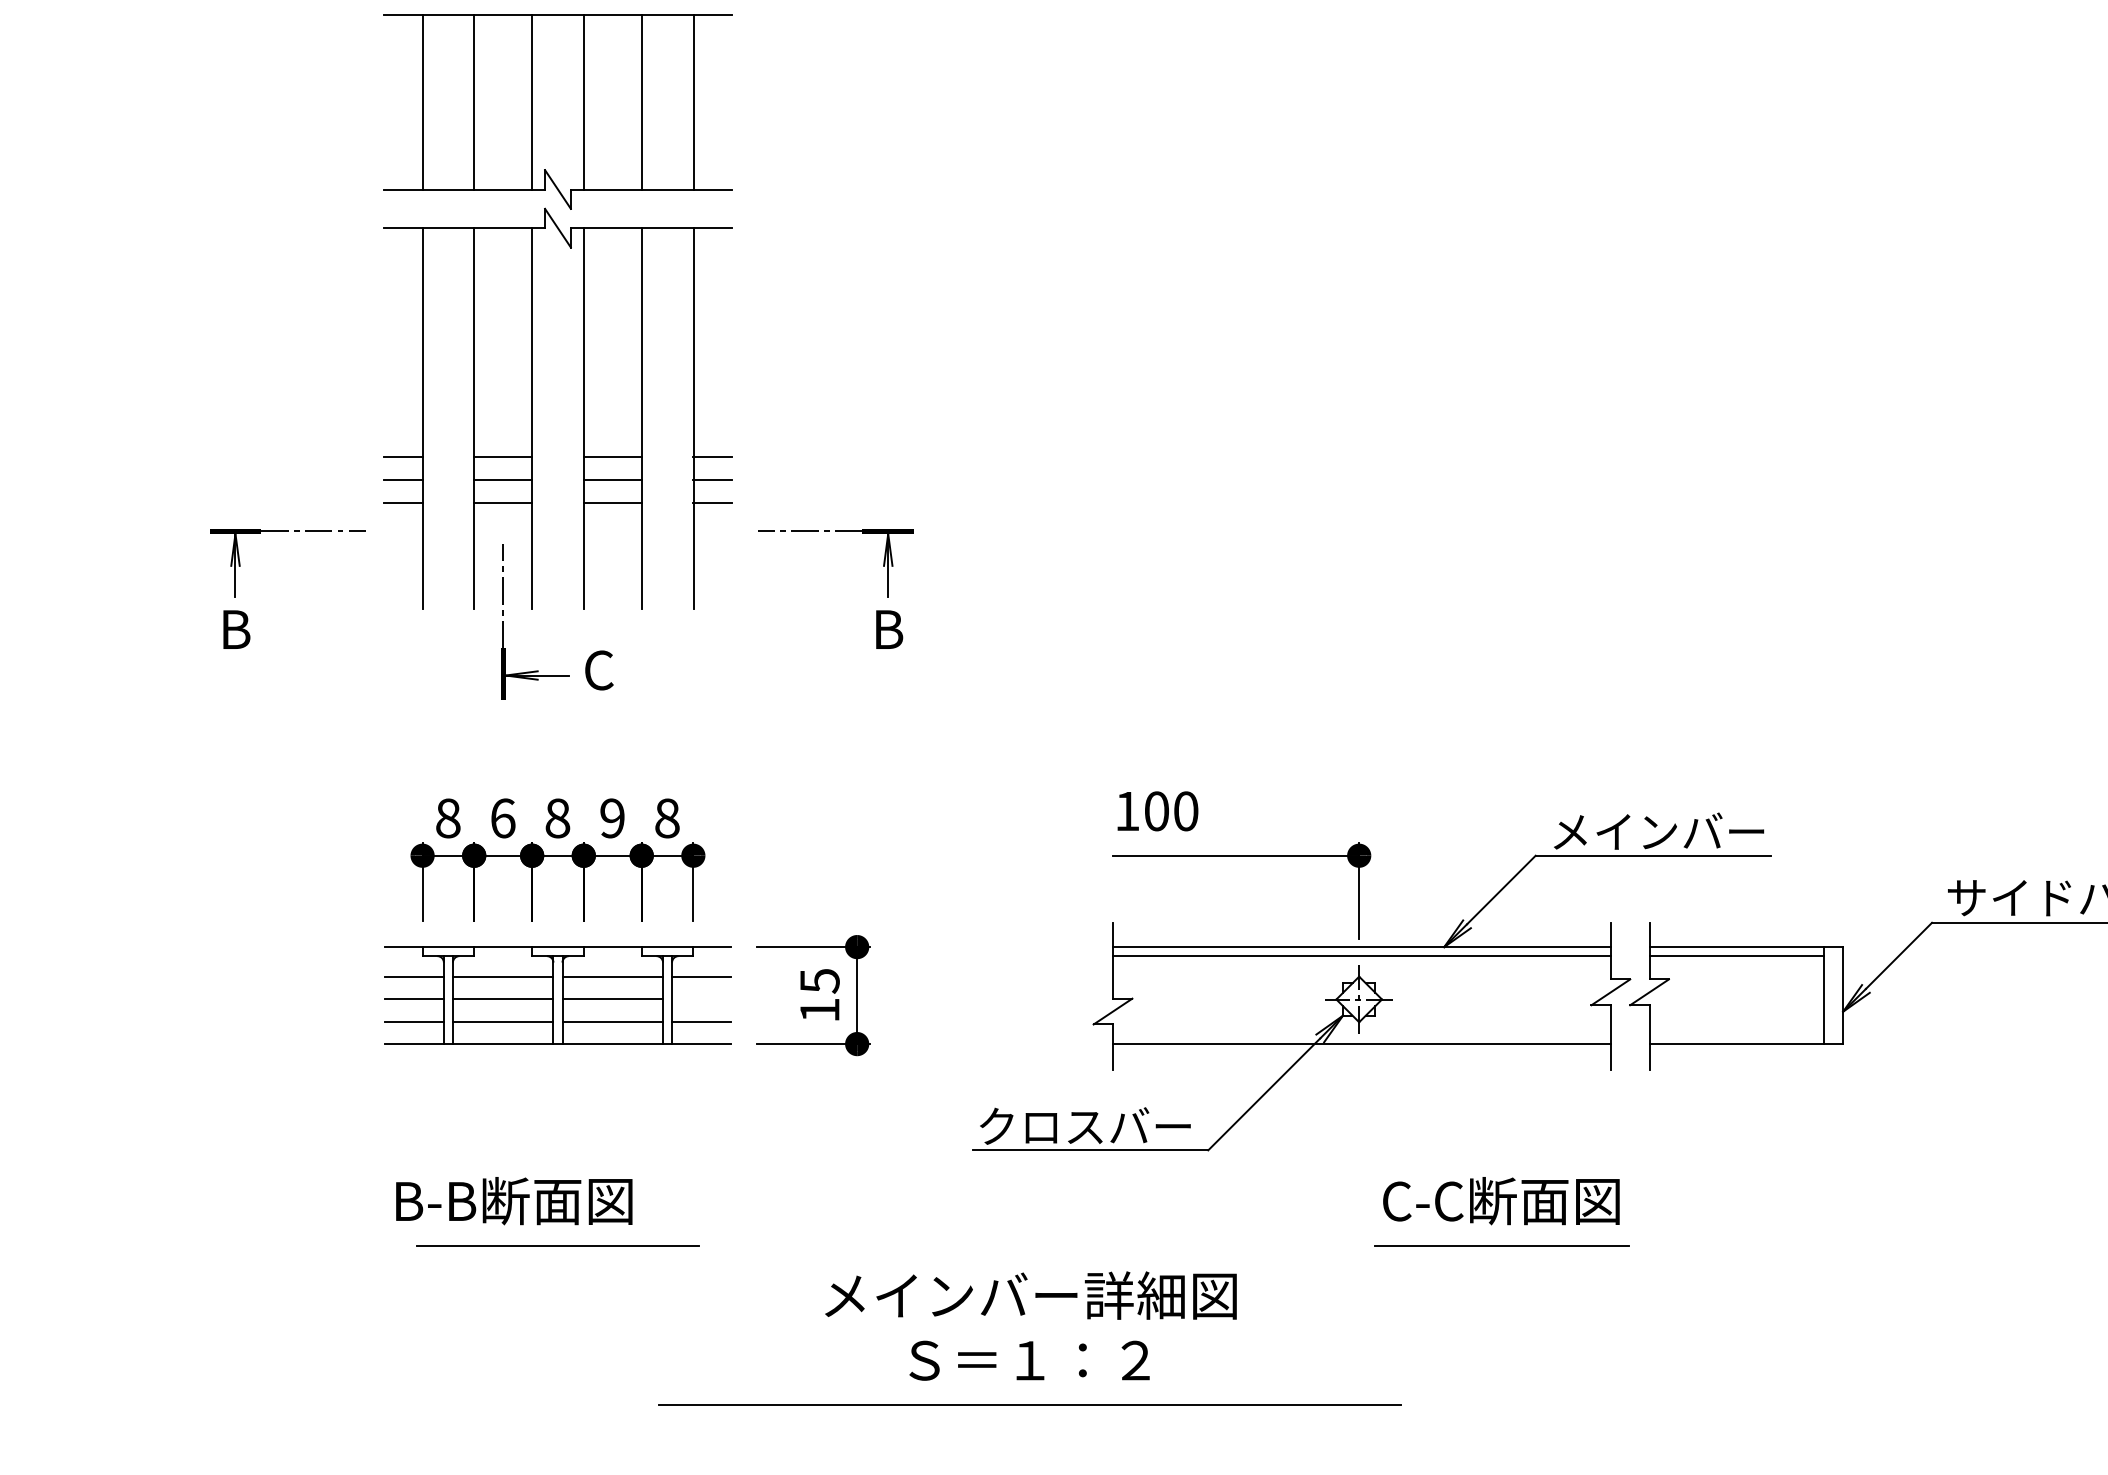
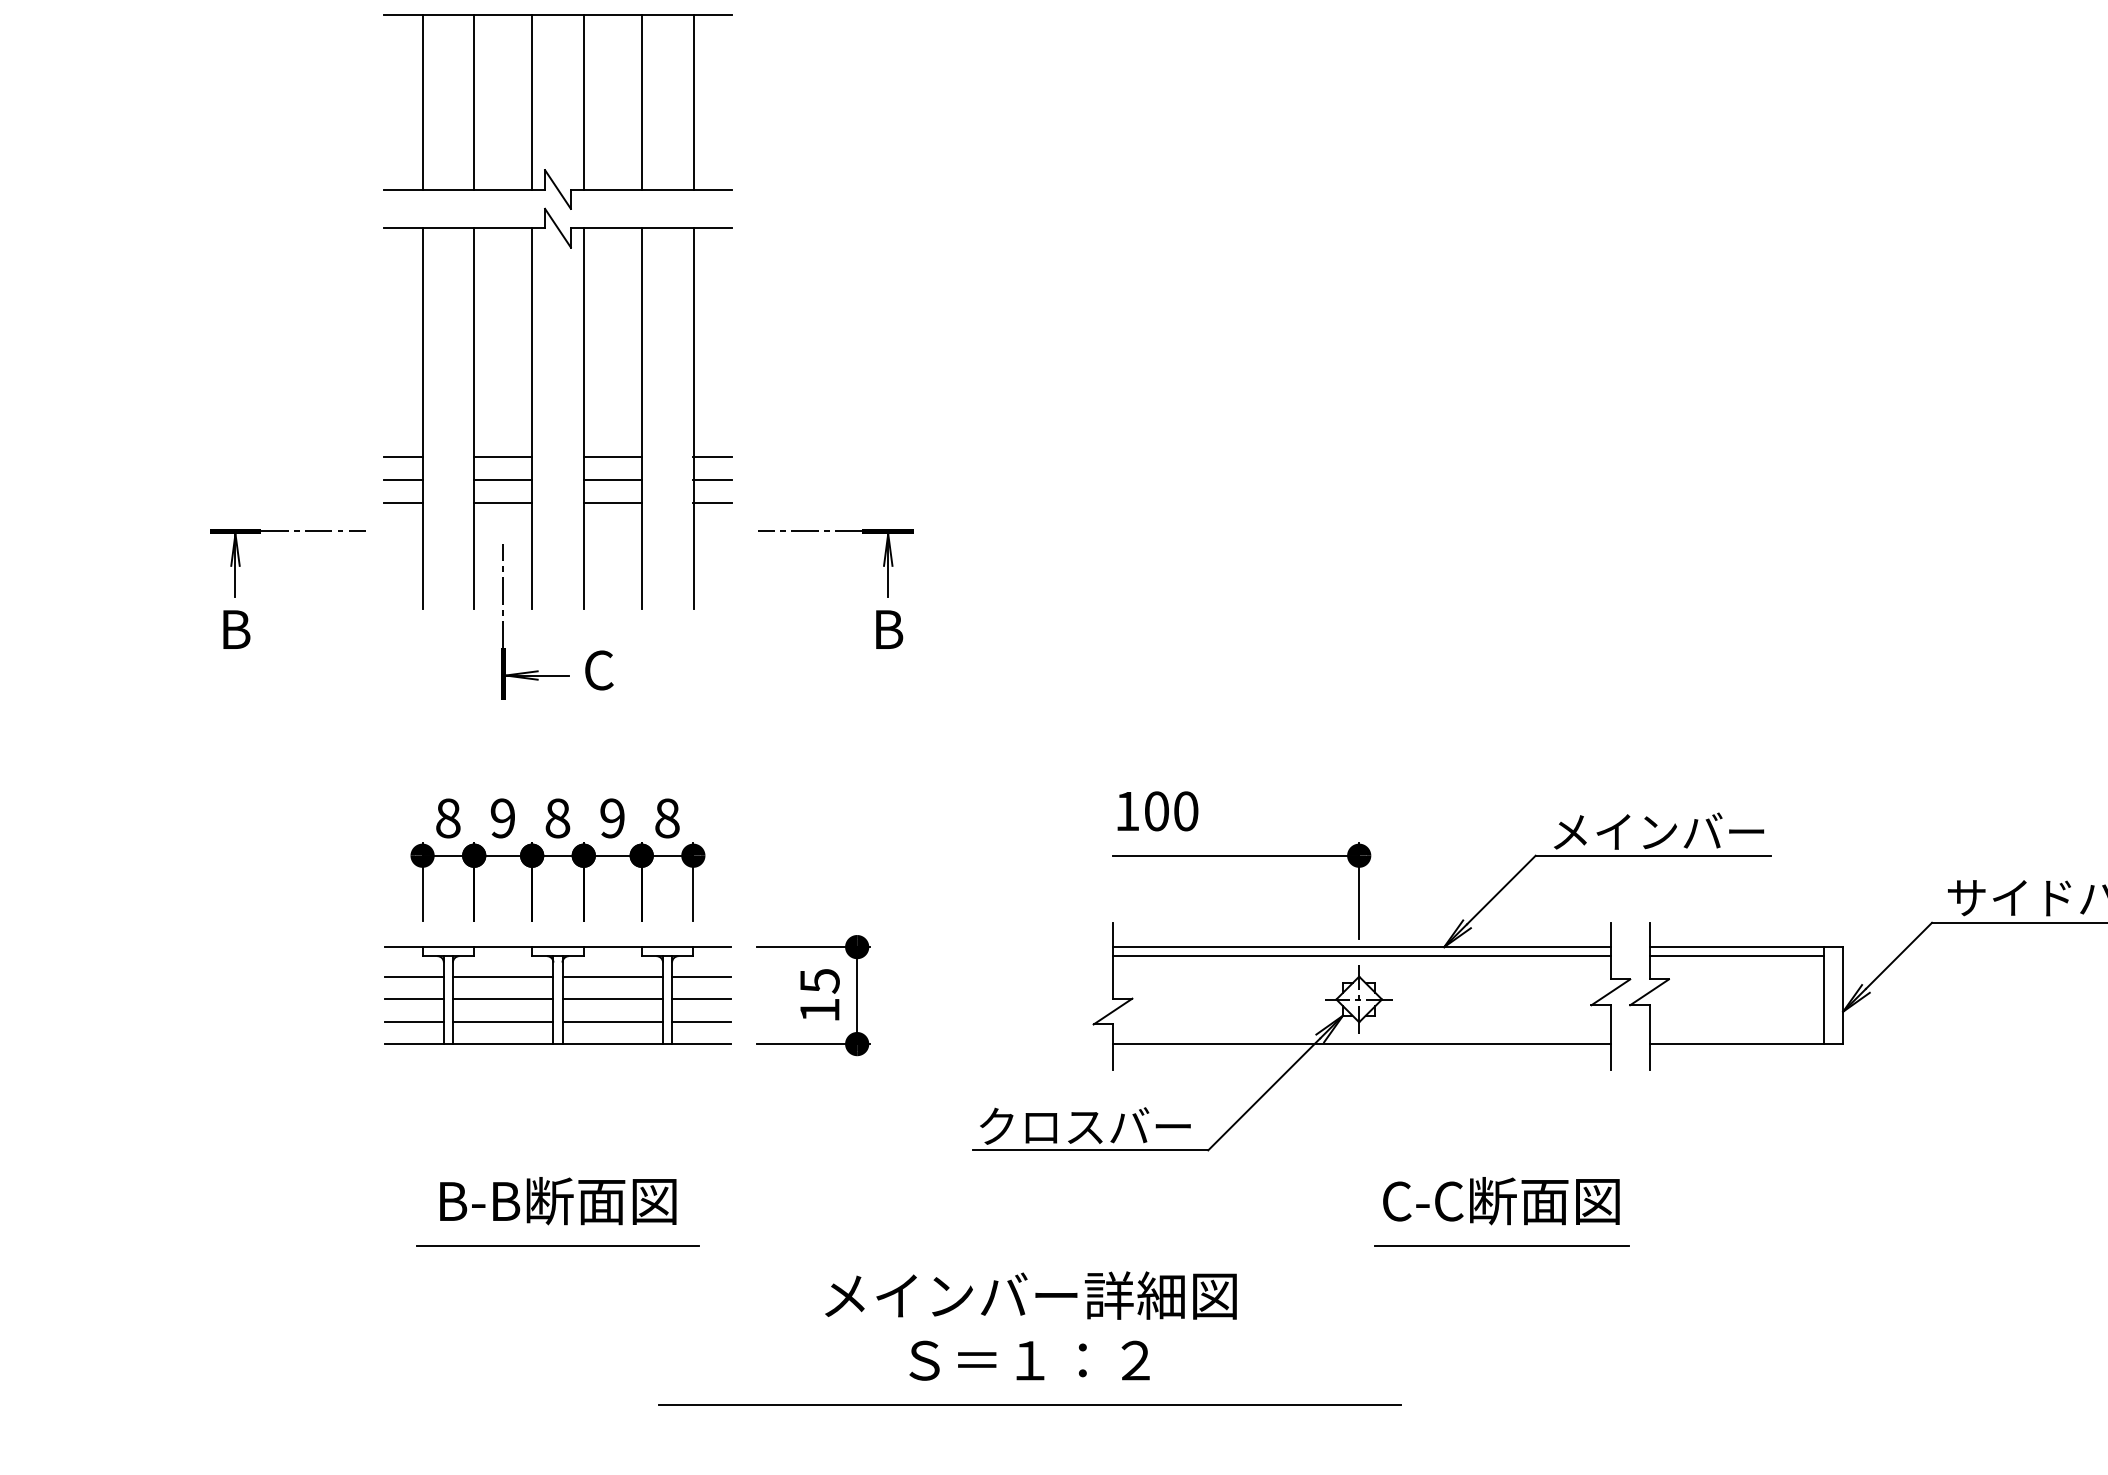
text: 6 -> 9 (502, 818)
line: none -> present (701, 999)
text position: (514, 1201) -> (558, 1201) (558, 1201)
